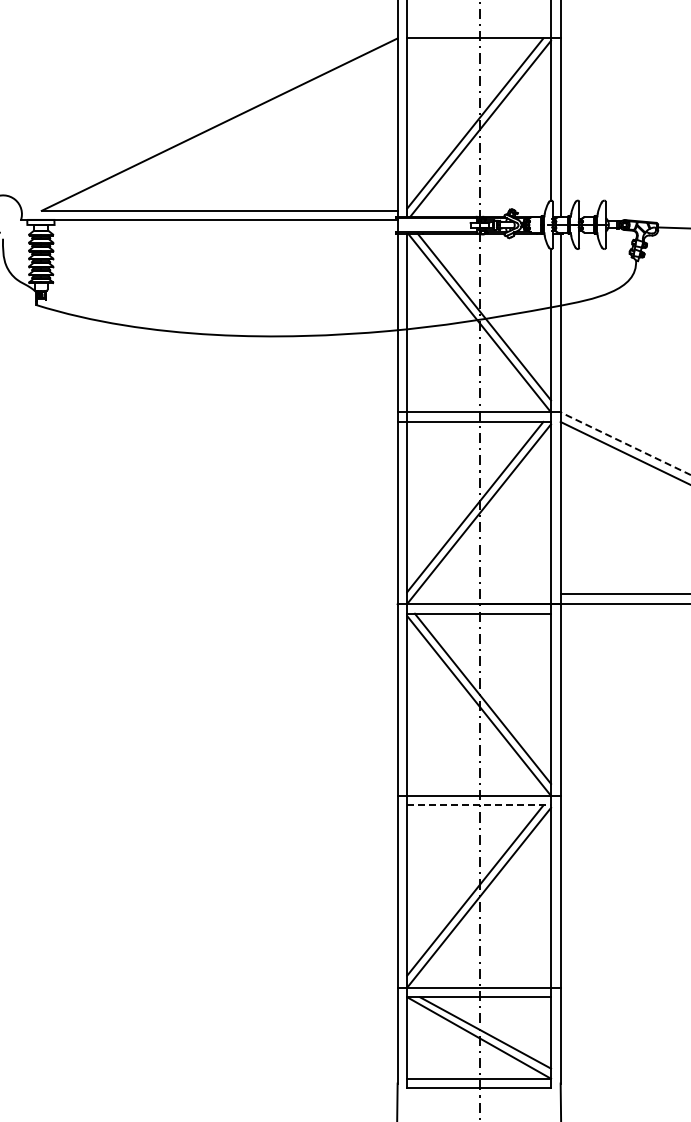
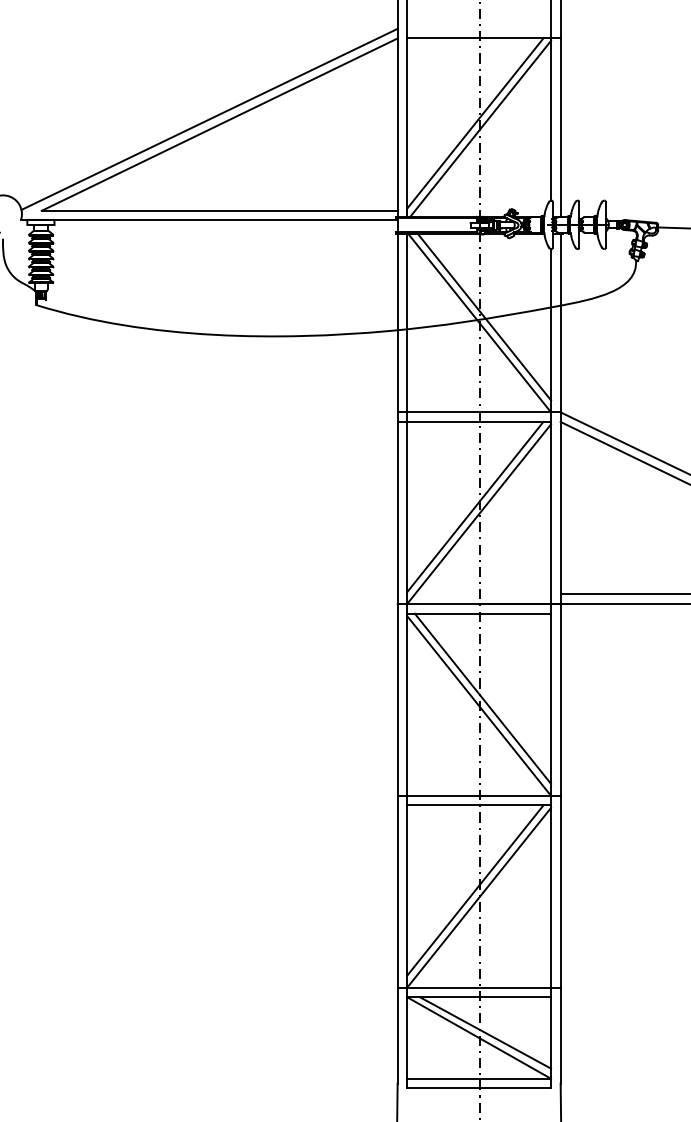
line: none -> present (209, 118)
line: dashed -> solid (625, 443)
line: dashed -> solid (479, 805)
